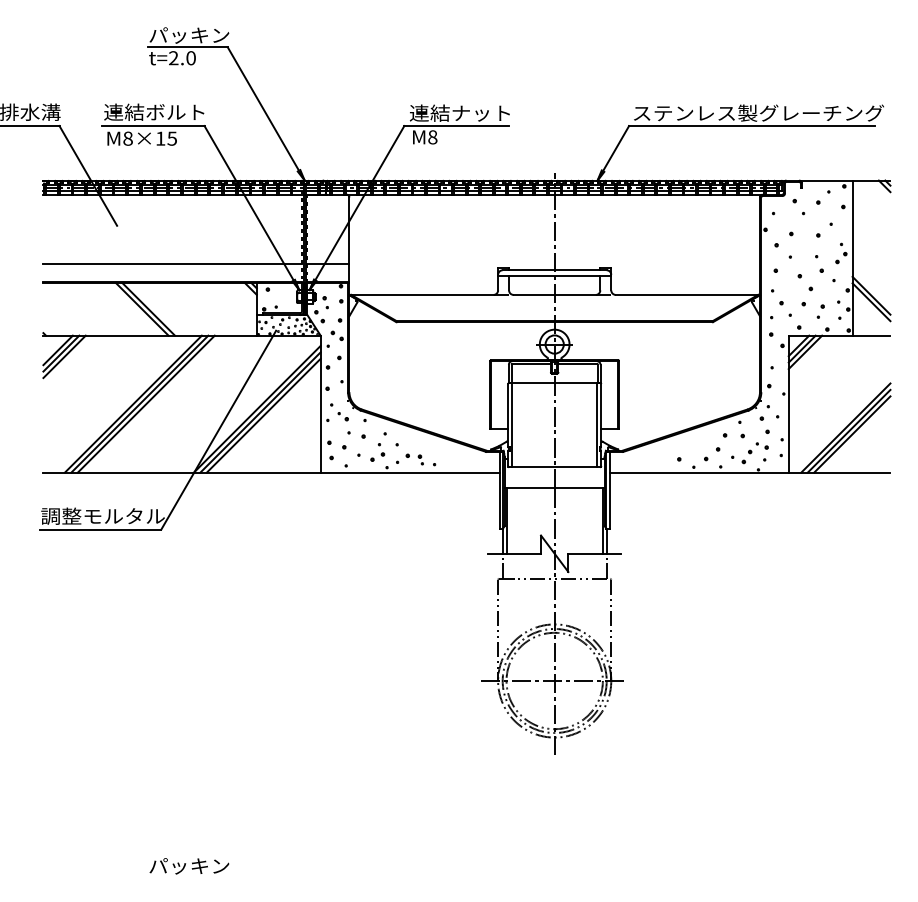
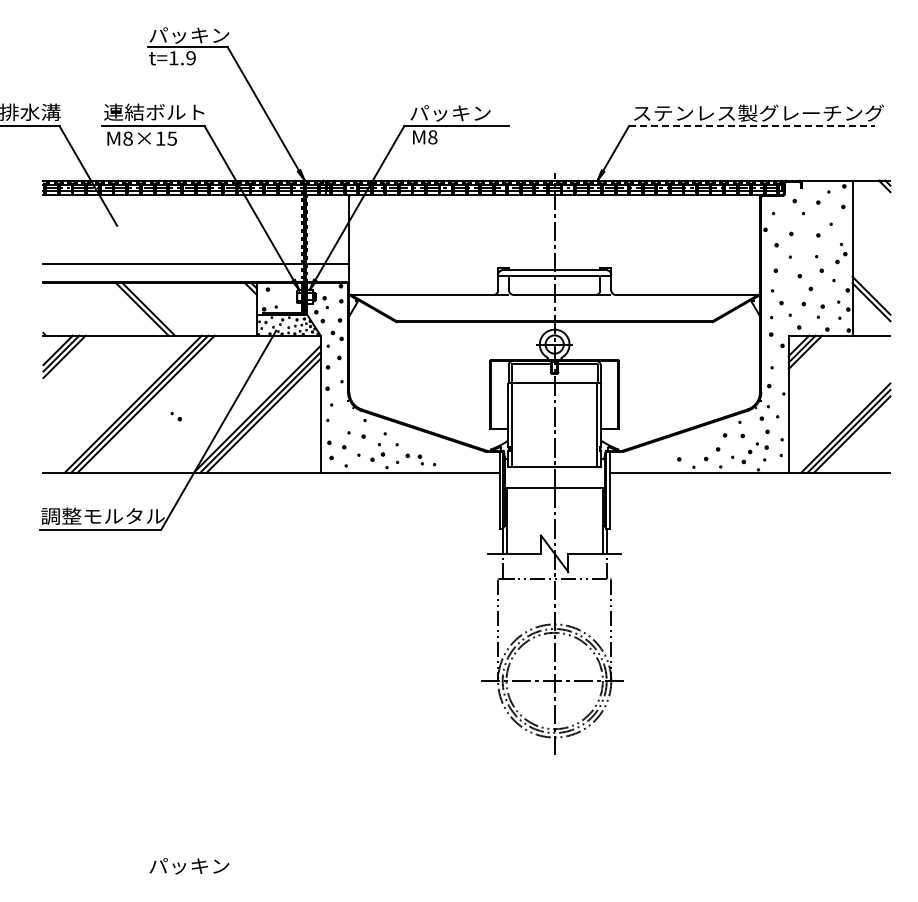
text: t=2.0 -> t=1.9 (182, 58)
text: 連結ナット -> パッキン (459, 112)
line: solid -> dashed (752, 126)
part position: (342, 416) -> (175, 416) (175, 416)
